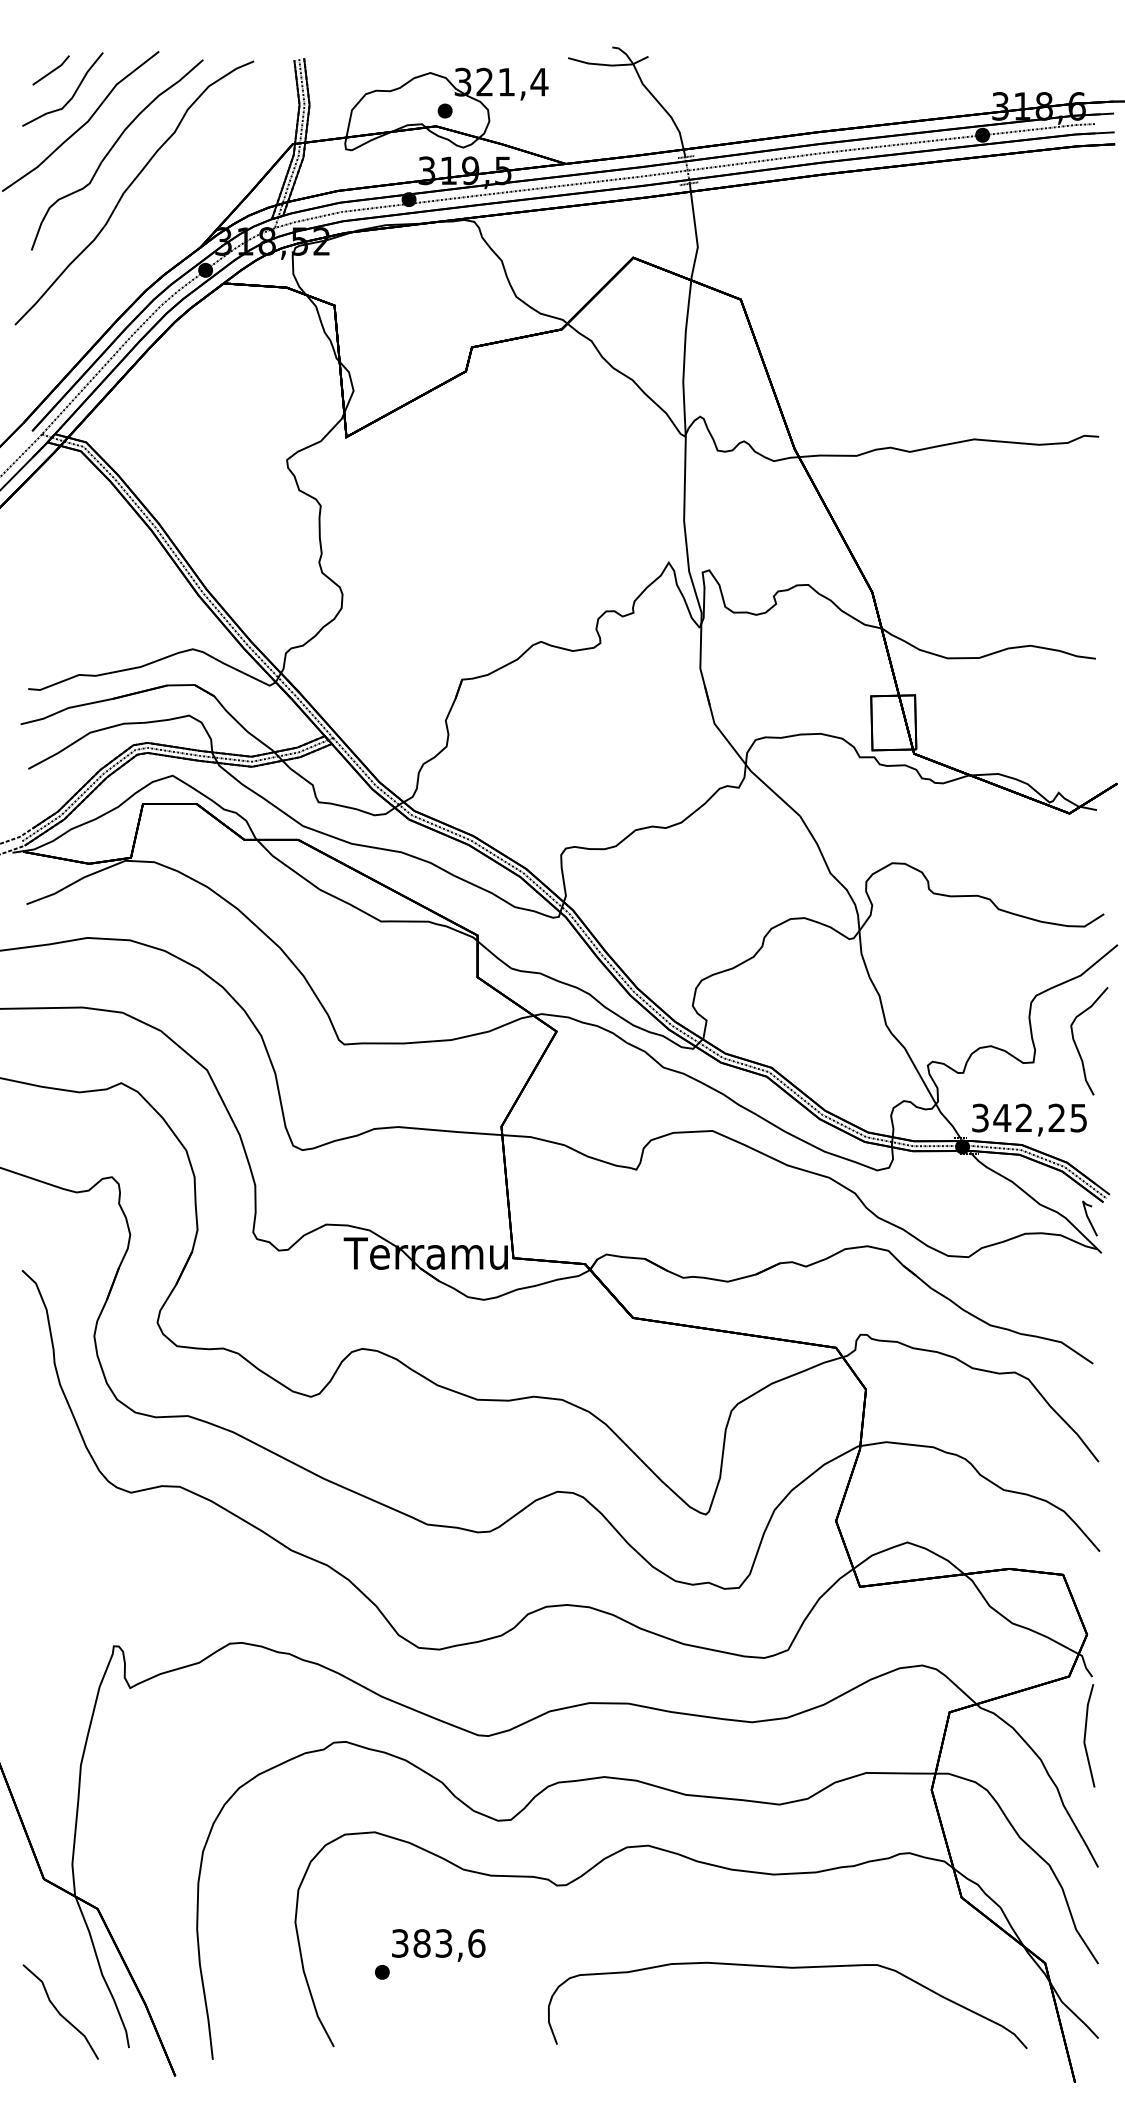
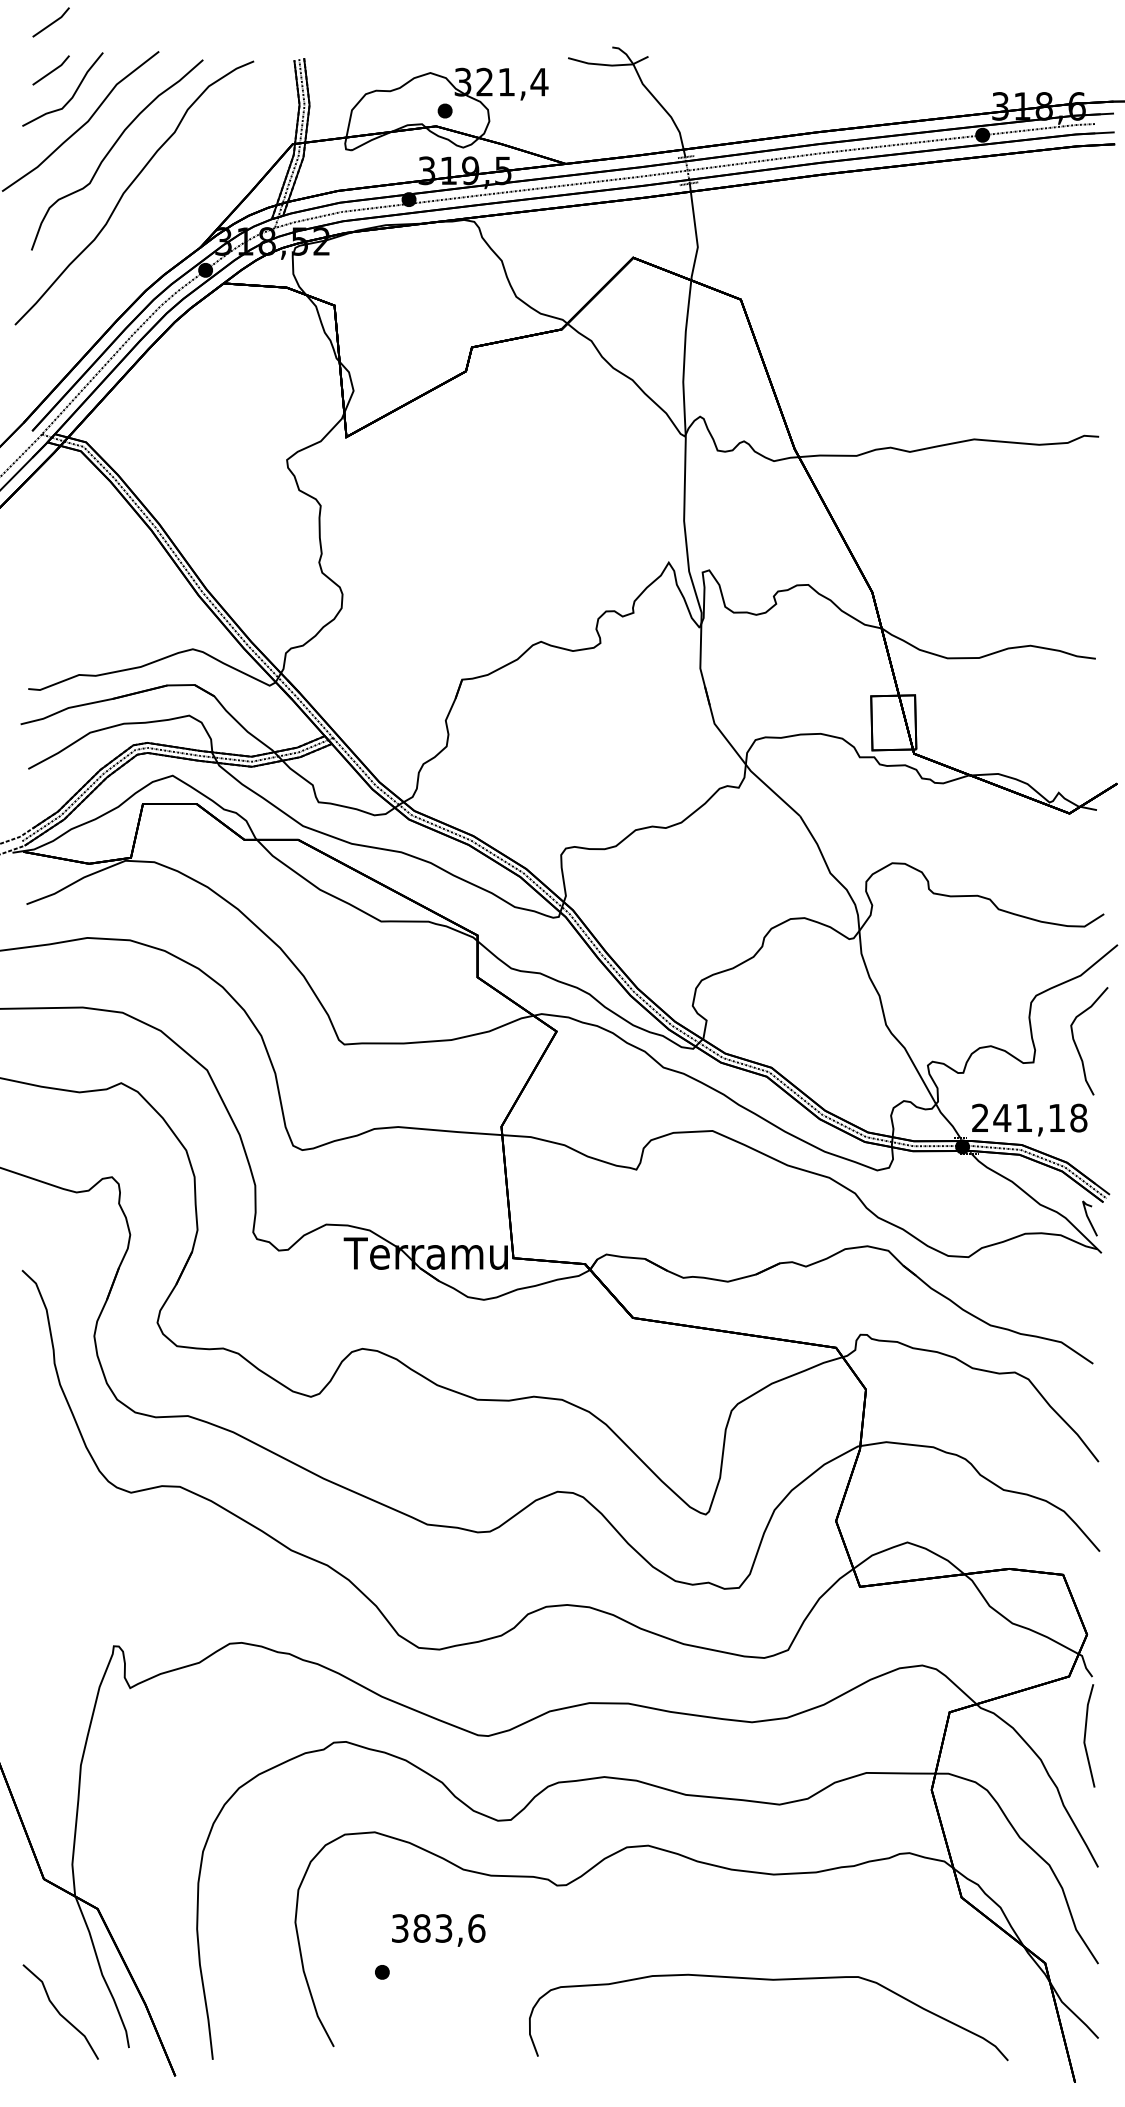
line: none -> present (51, 22)
text: 342,25 -> 241,18 (1029, 1117)
text position: (438, 1945) -> (438, 1930) (438, 1930)
part position: (787, 1968) -> (768, 1980) (768, 1980)
